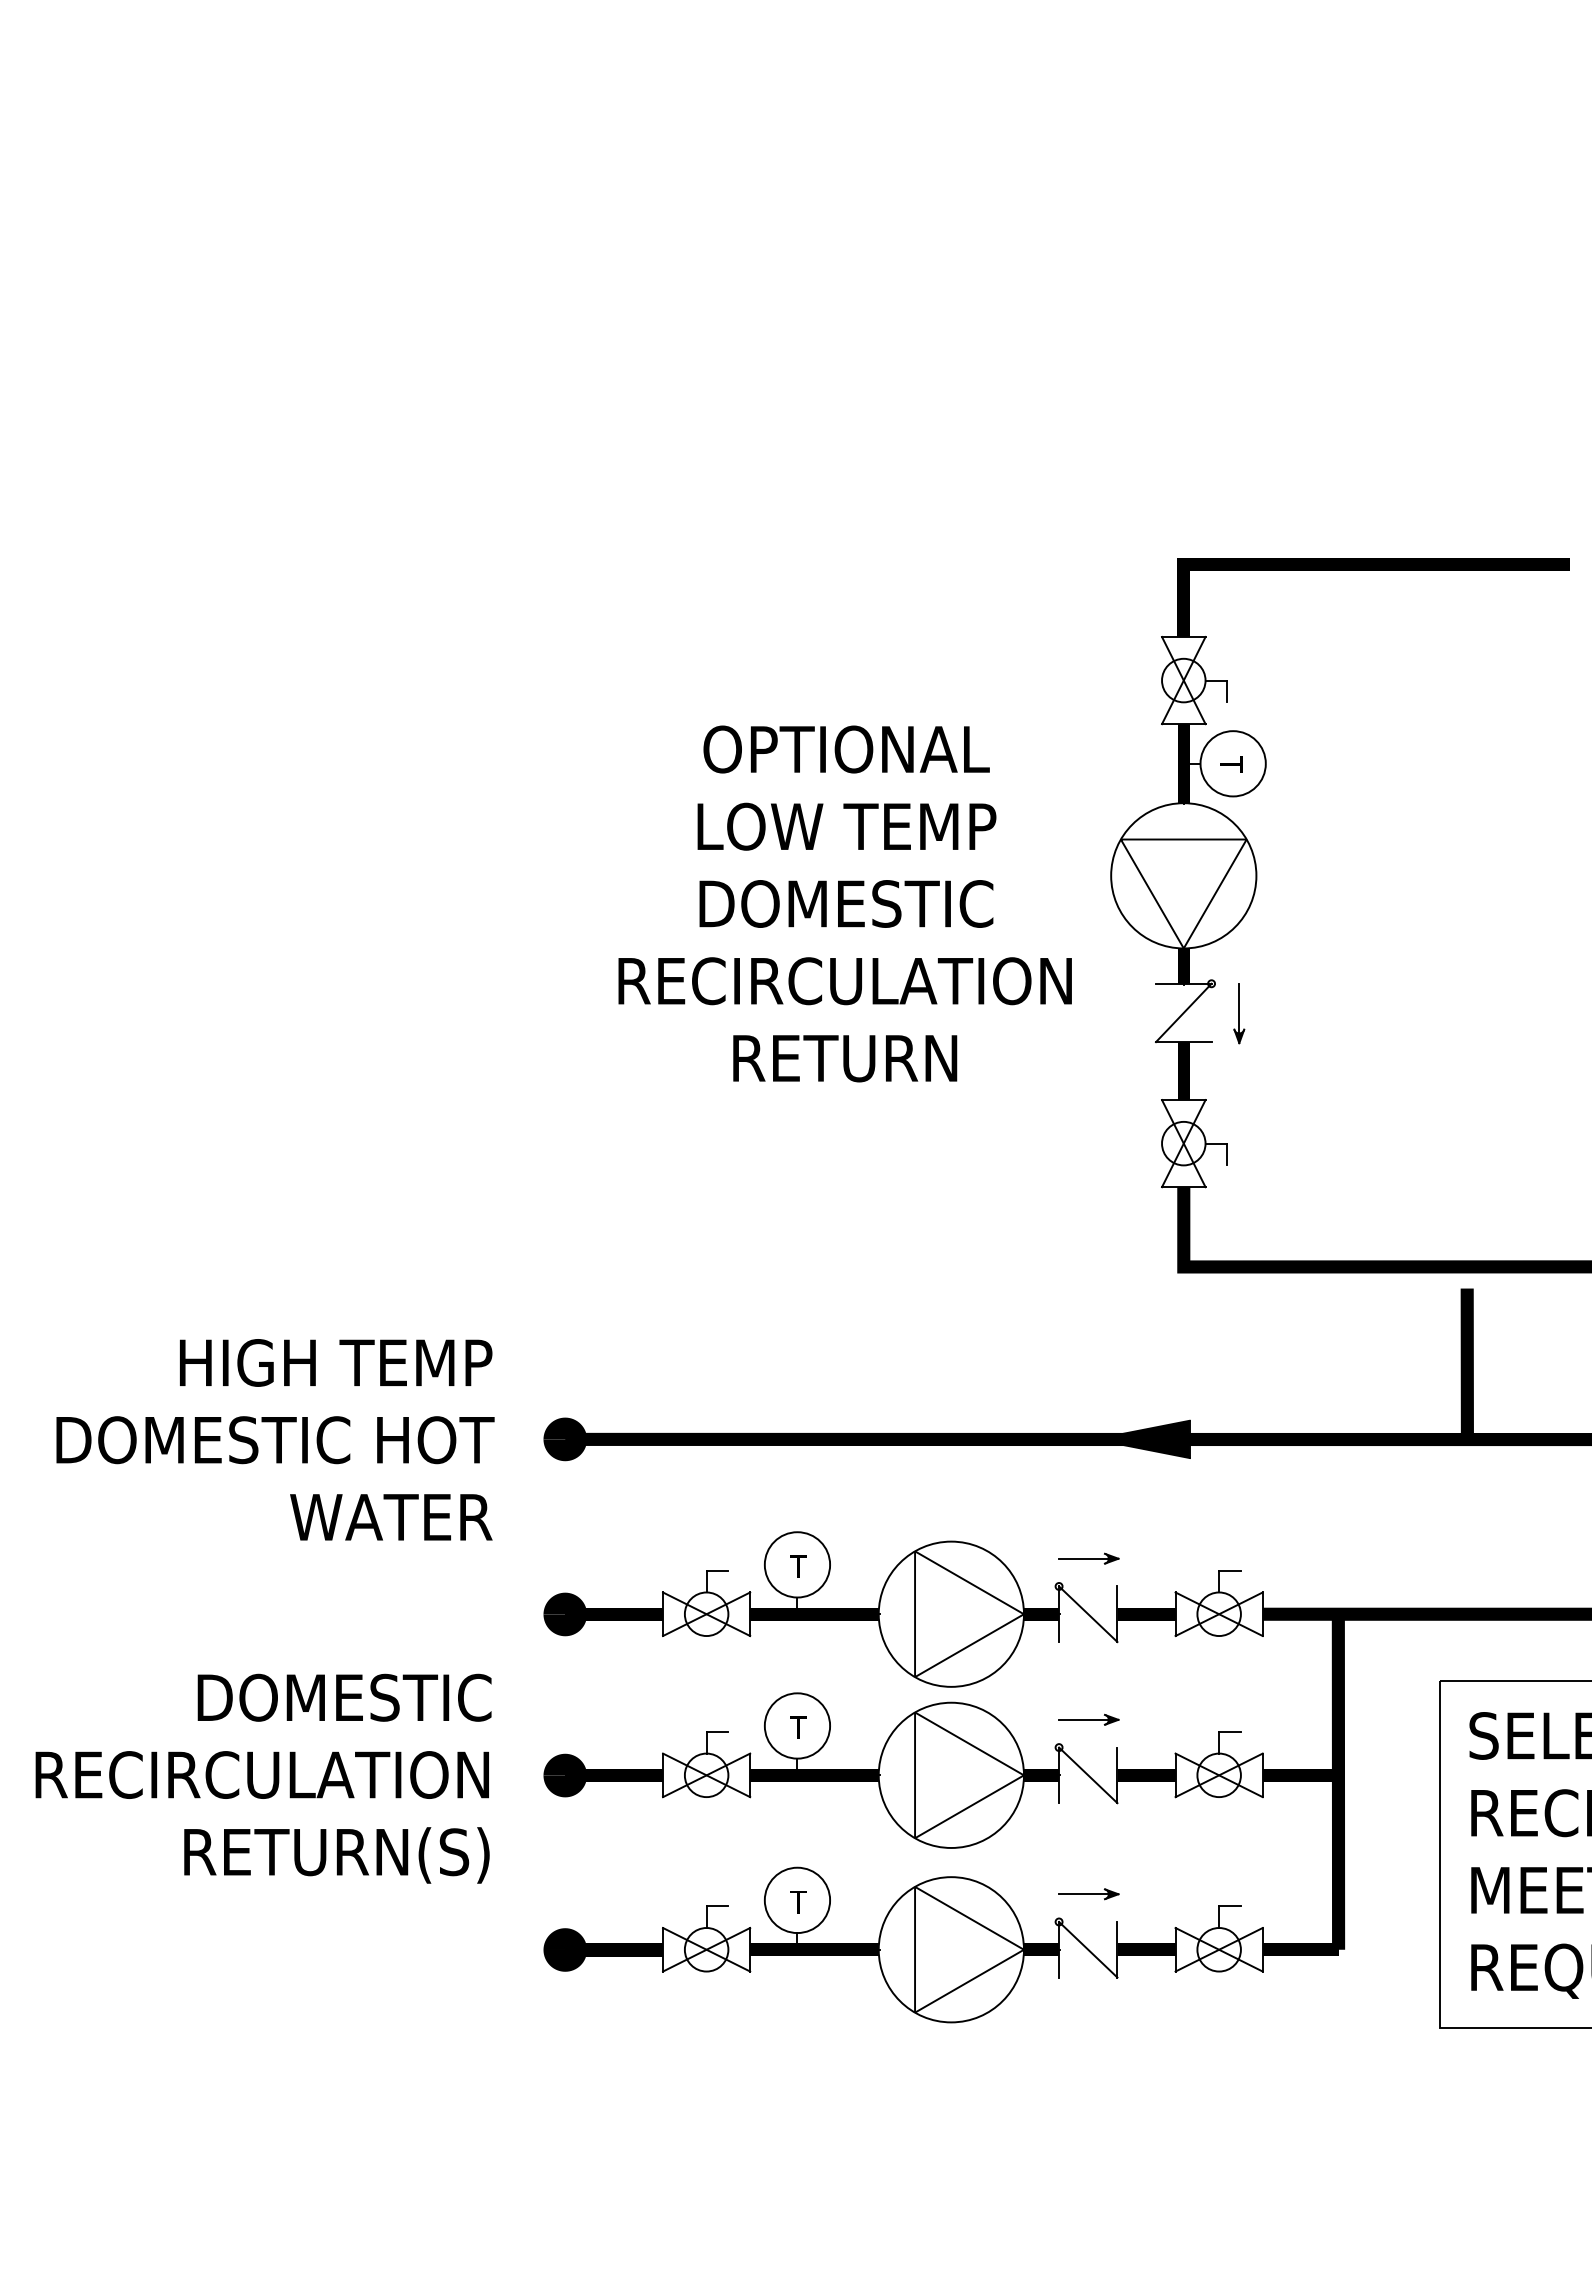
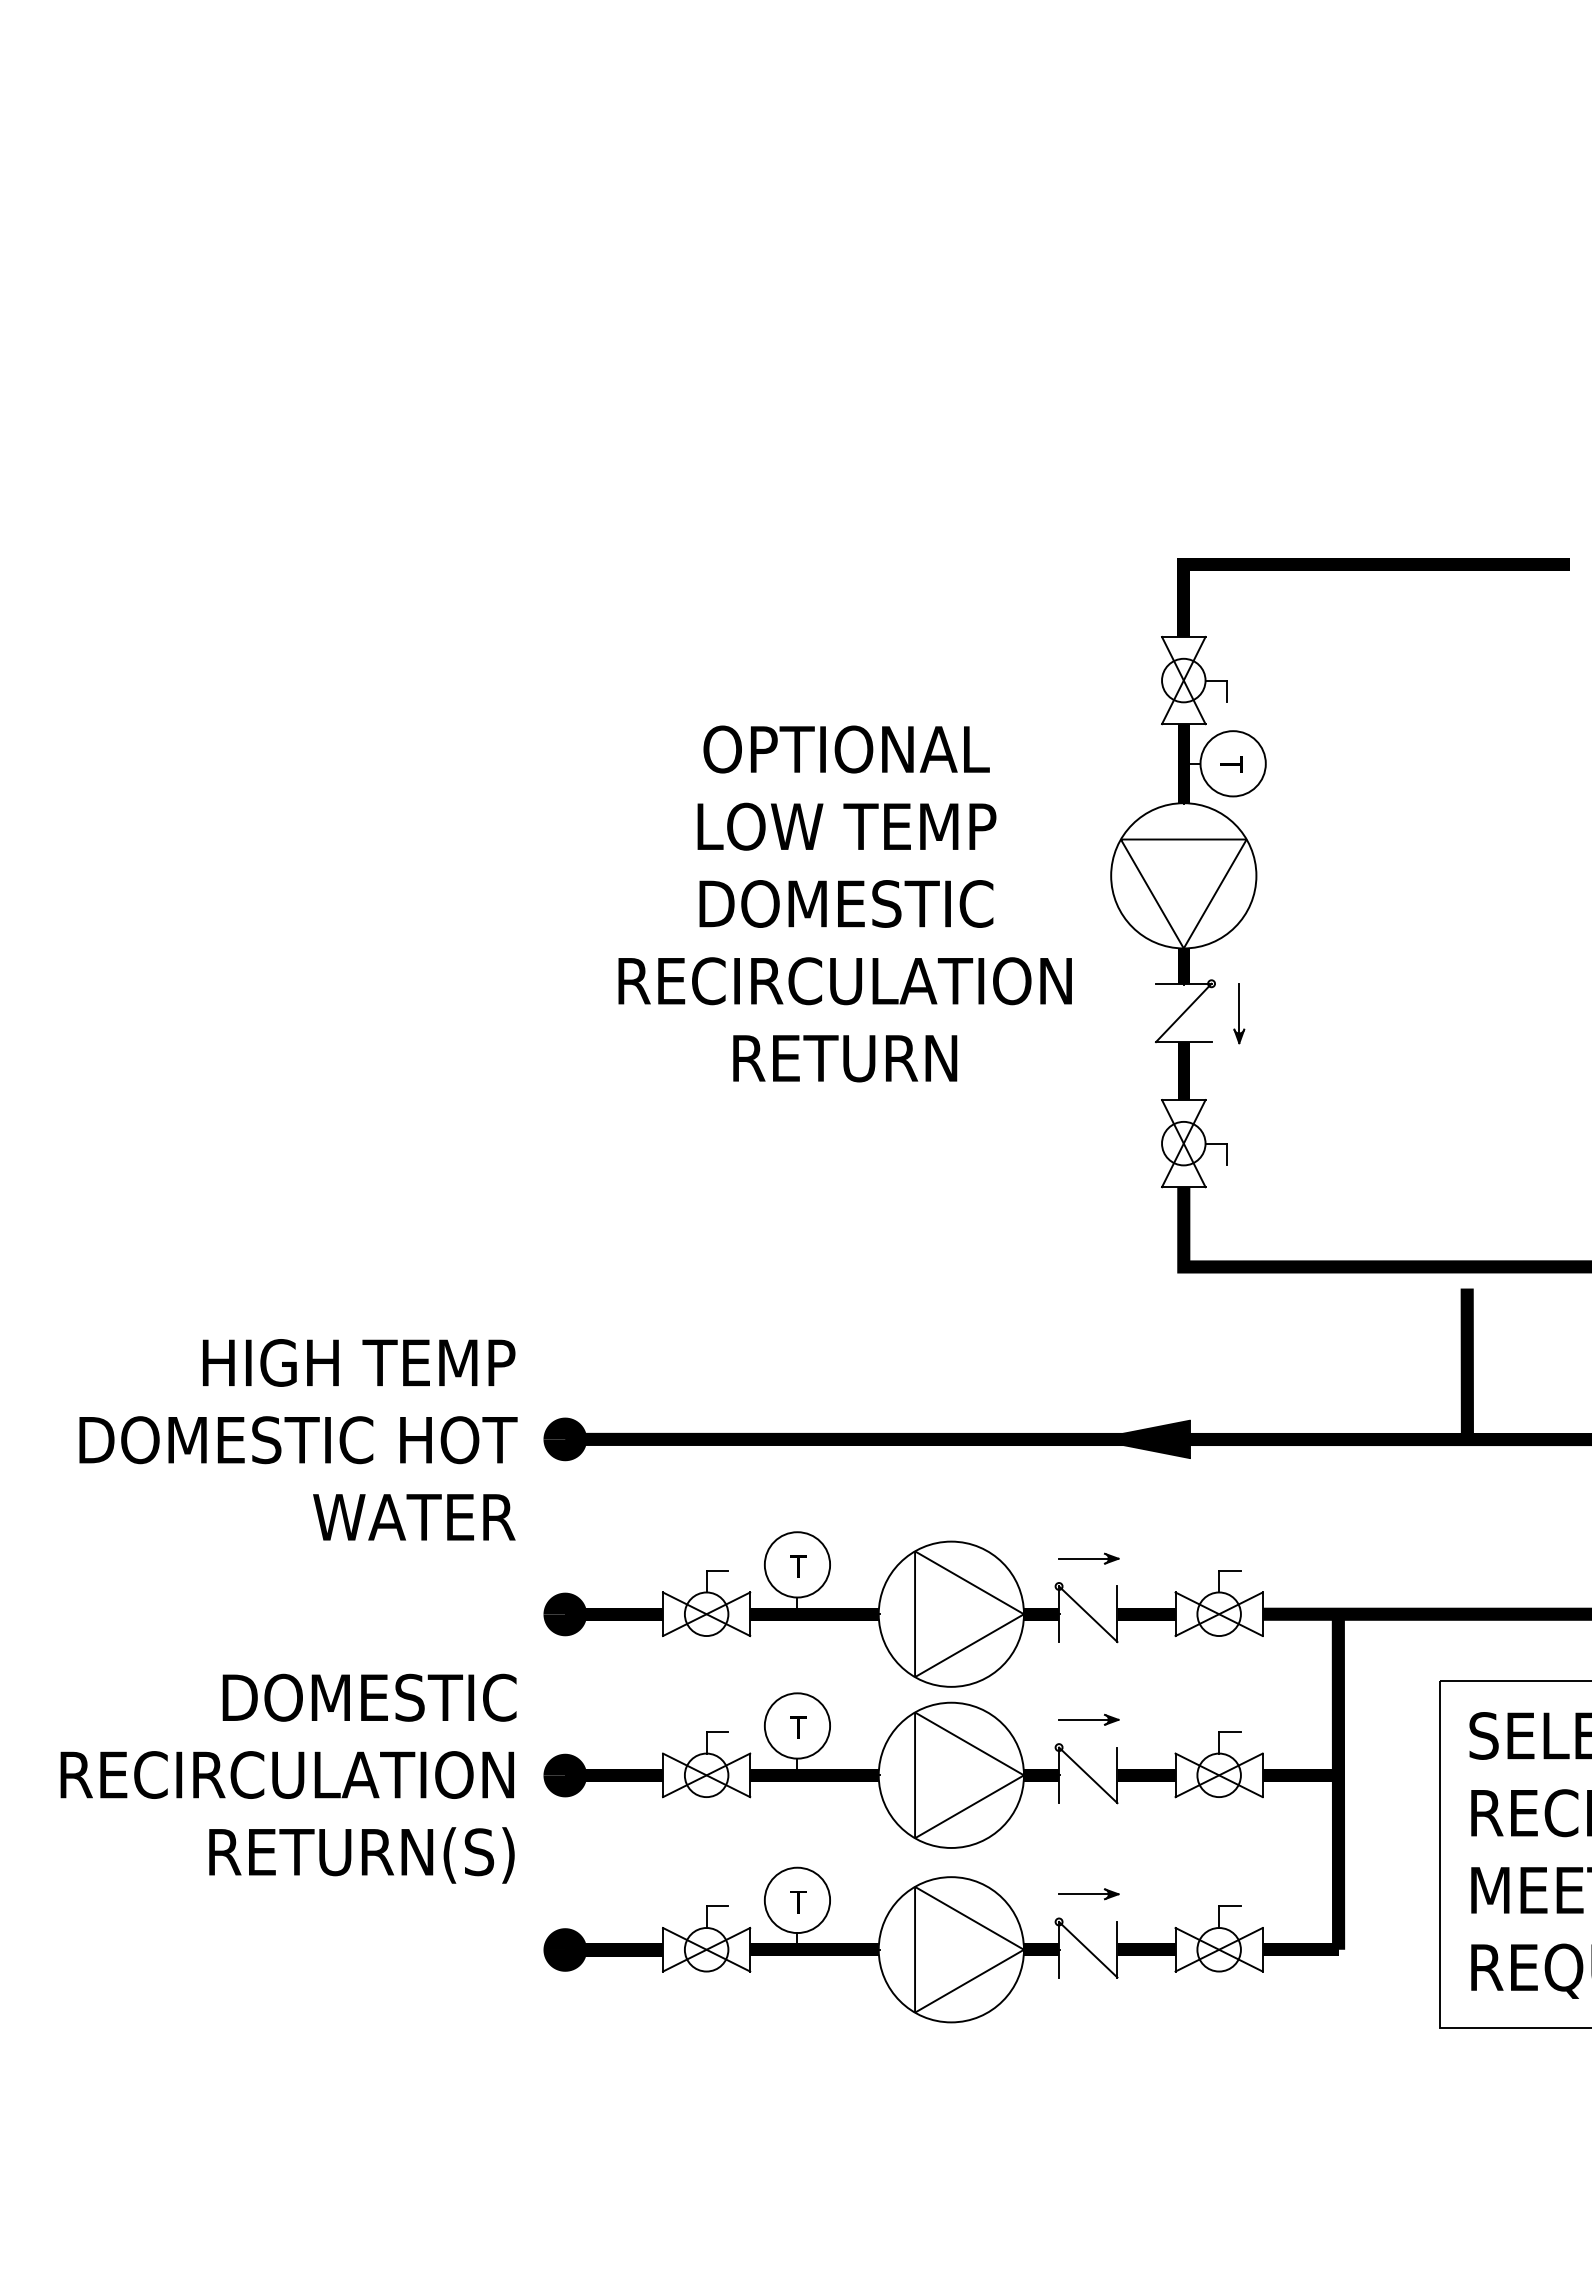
text position: (275, 1439) -> (298, 1439) (298, 1439)
text position: (263, 1778) -> (288, 1778) (288, 1778)
